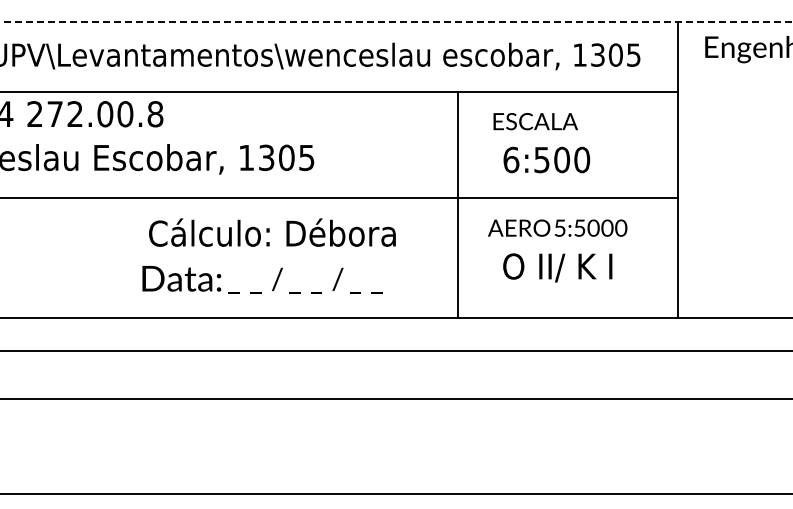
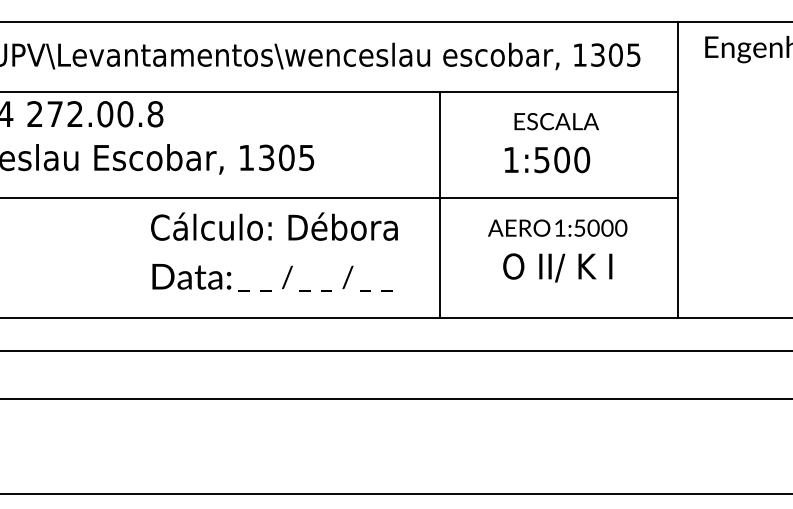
line: dashed -> solid (396, 22)
text position: (535, 121) -> (556, 121) (556, 121)
text: 6:500 -> 1:500 (511, 159)
line position: (458, 204) -> (440, 204) (440, 204)
text: 5:5000 -> 1:5000 (559, 227)
text position: (272, 232) -> (274, 226) (274, 226)
text position: (262, 279) -> (272, 277) (272, 277)
